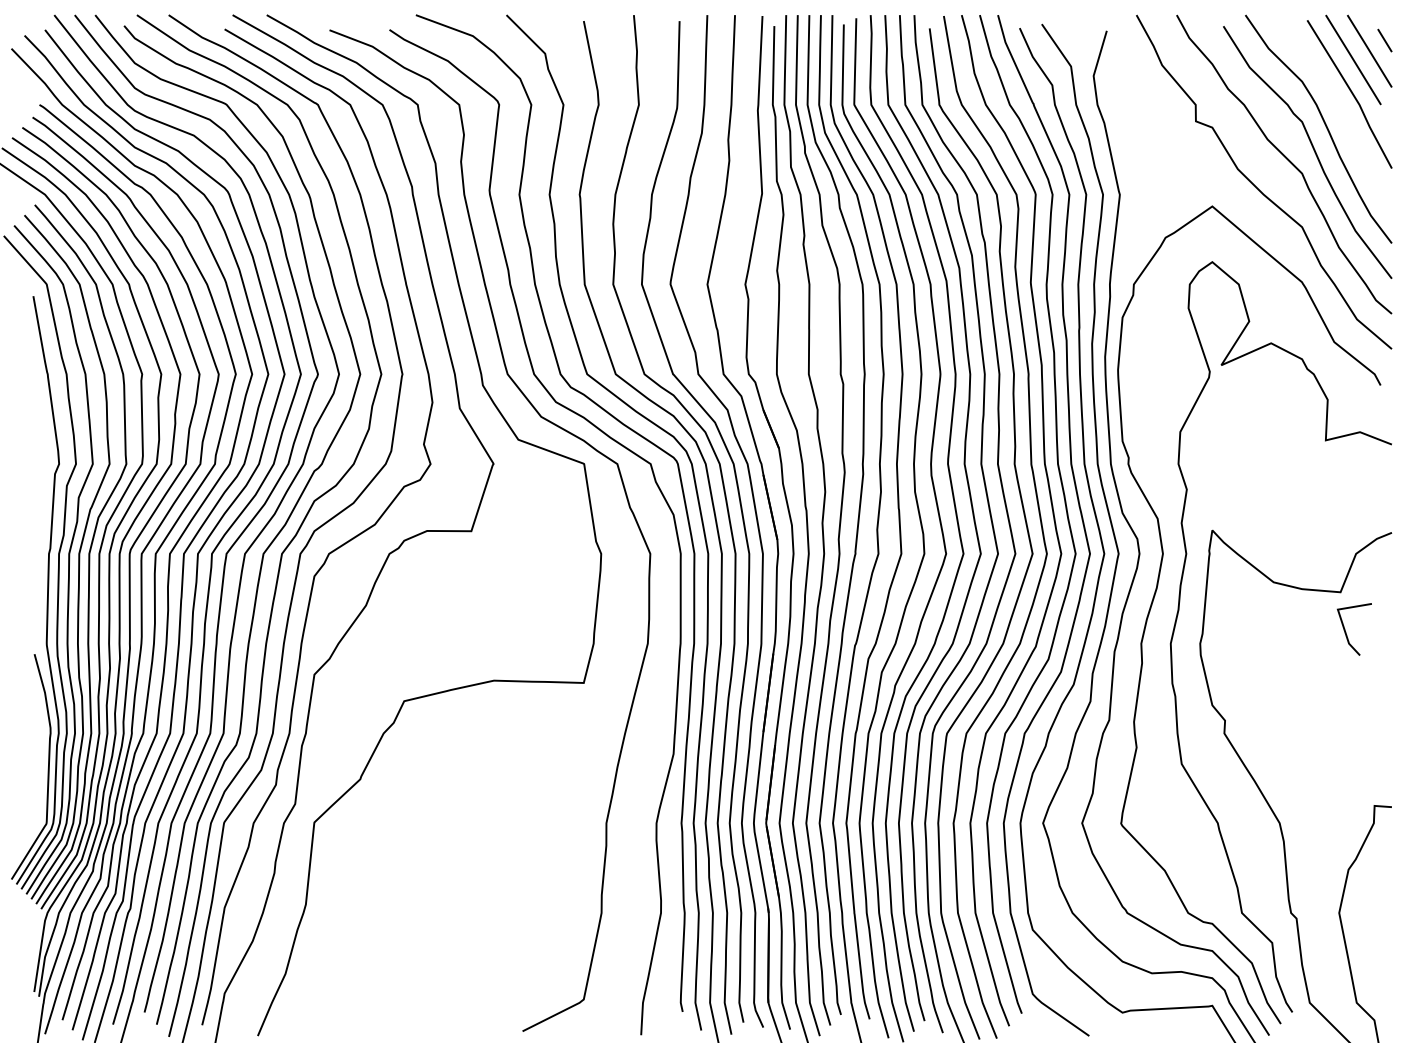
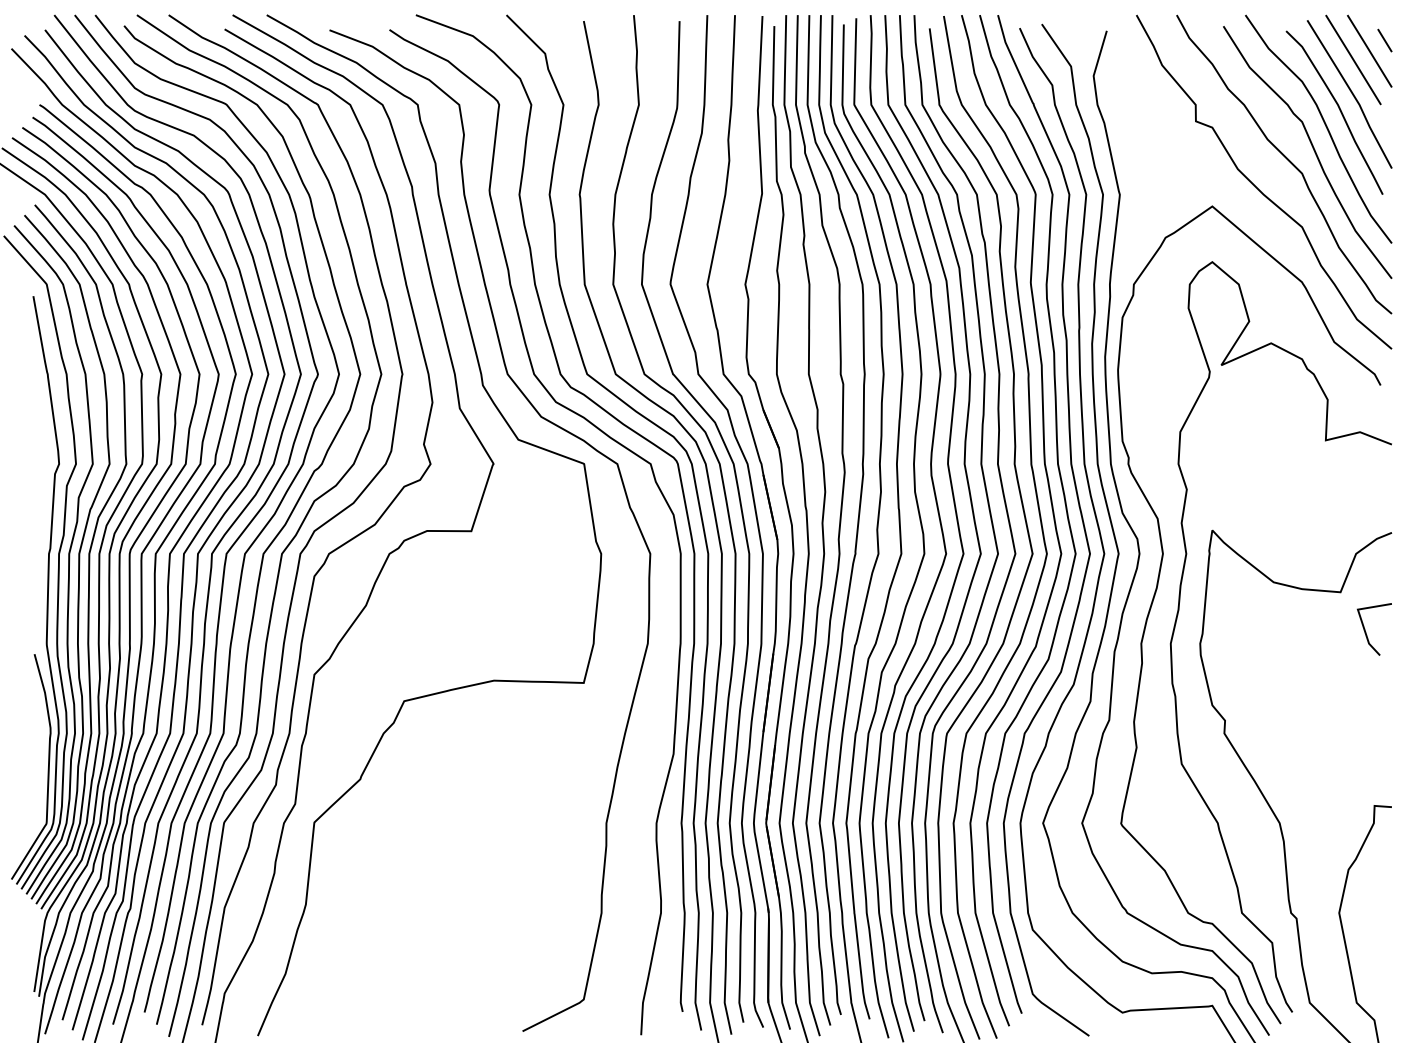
curve: none -> present (1339, 110)
line position: (1346, 632) -> (1366, 632) (1366, 632)
